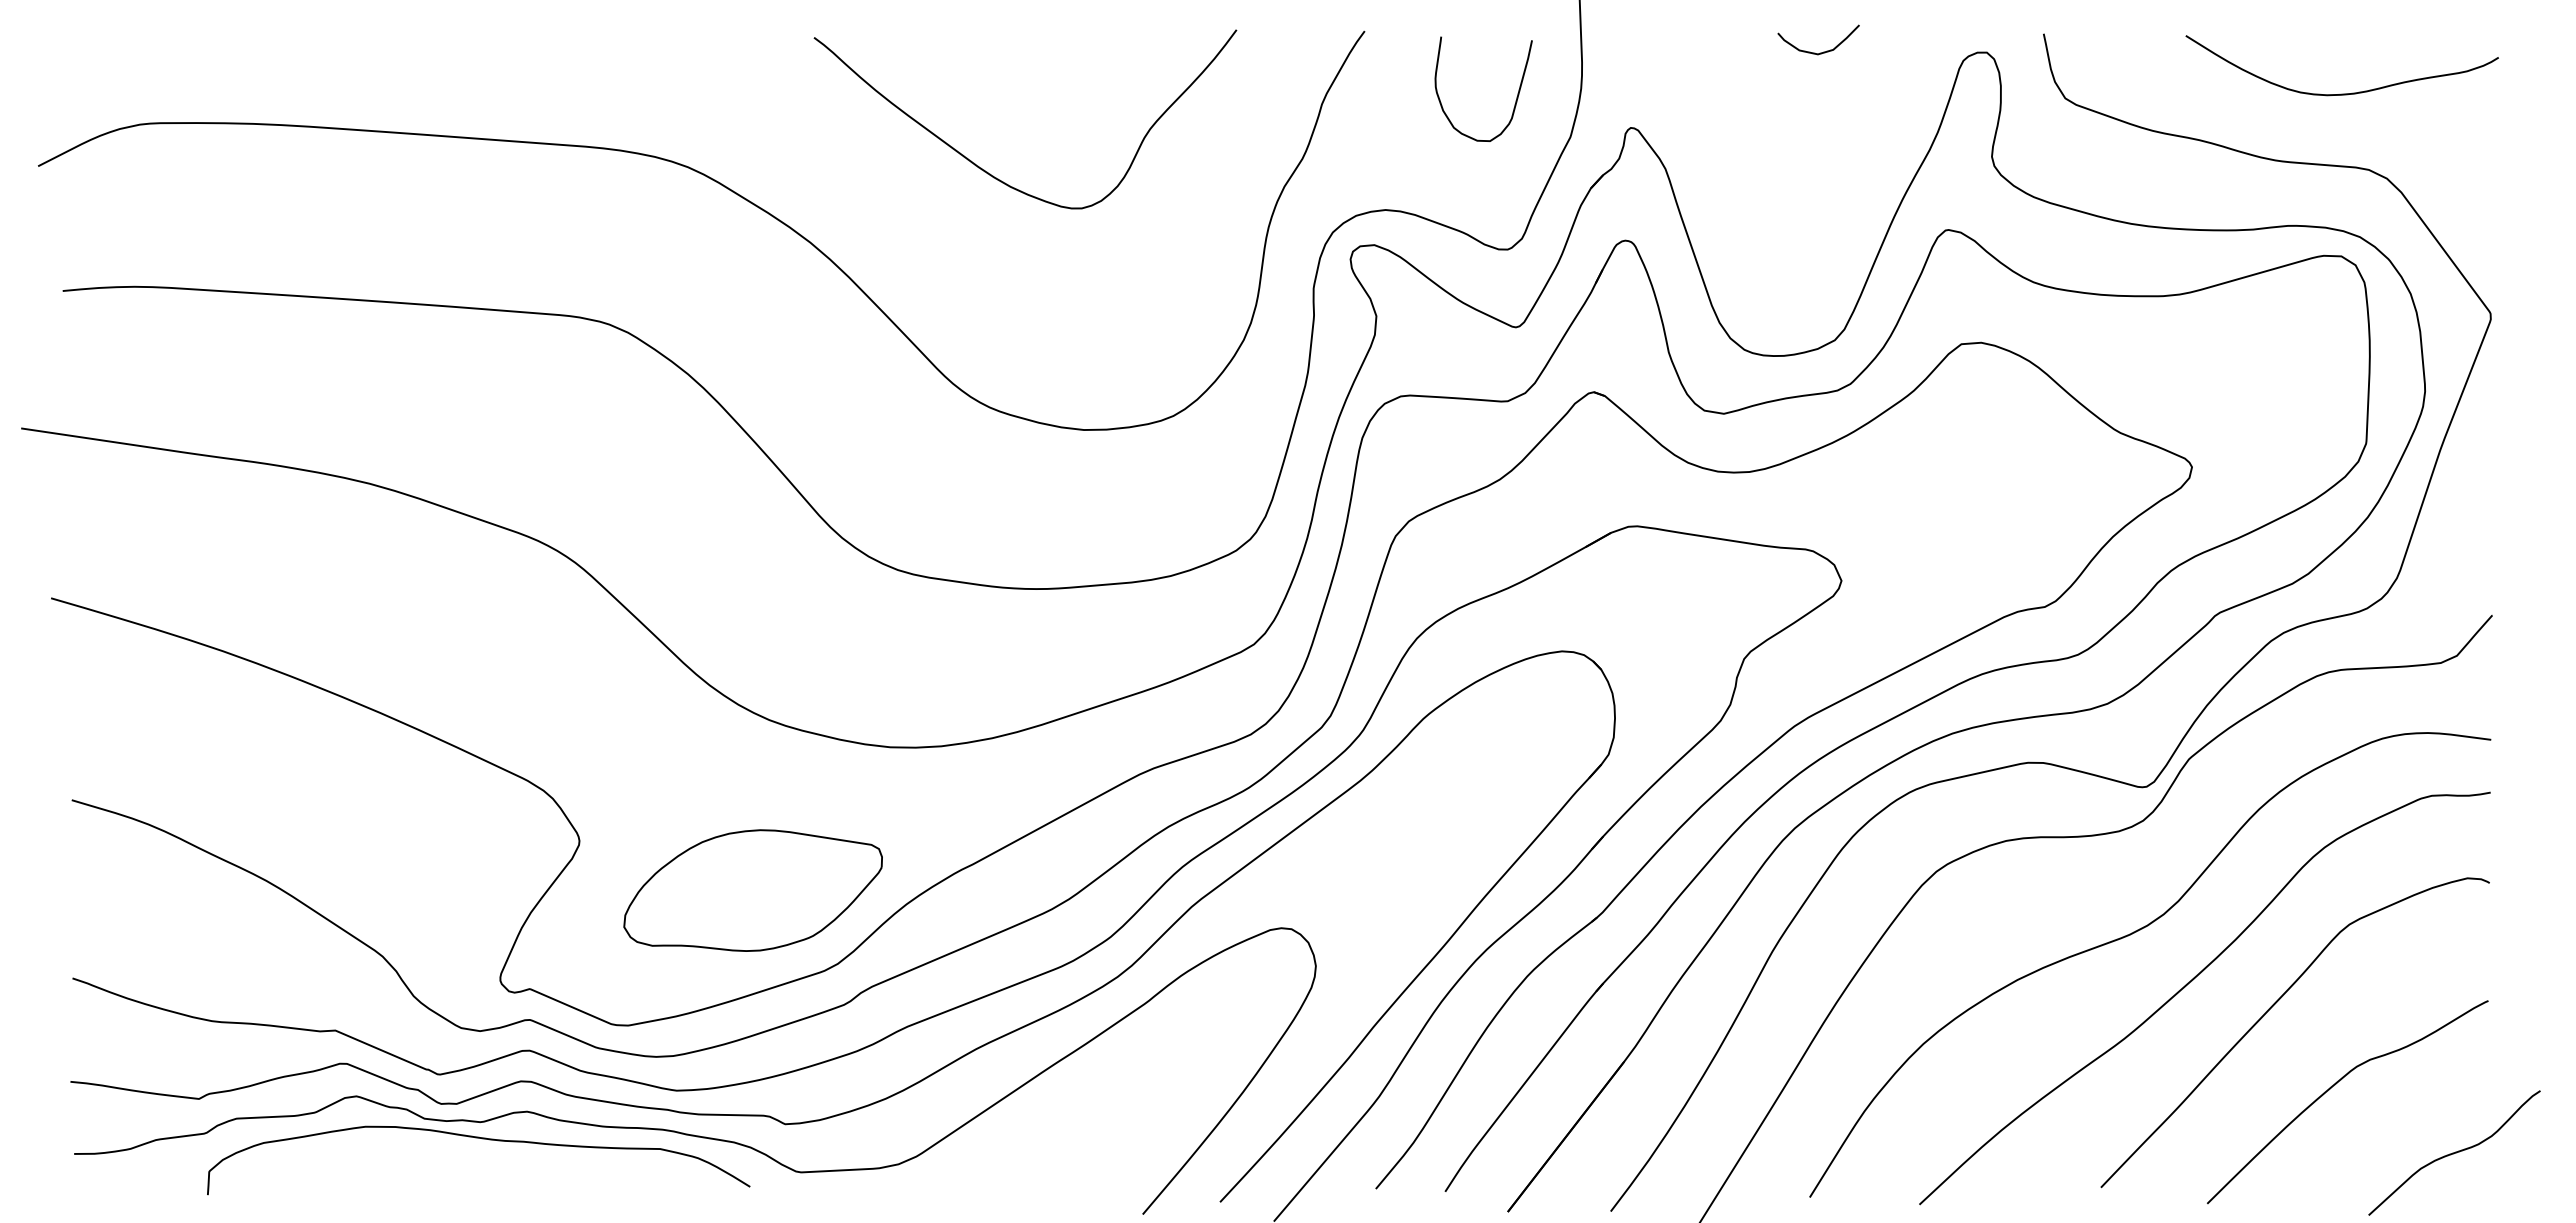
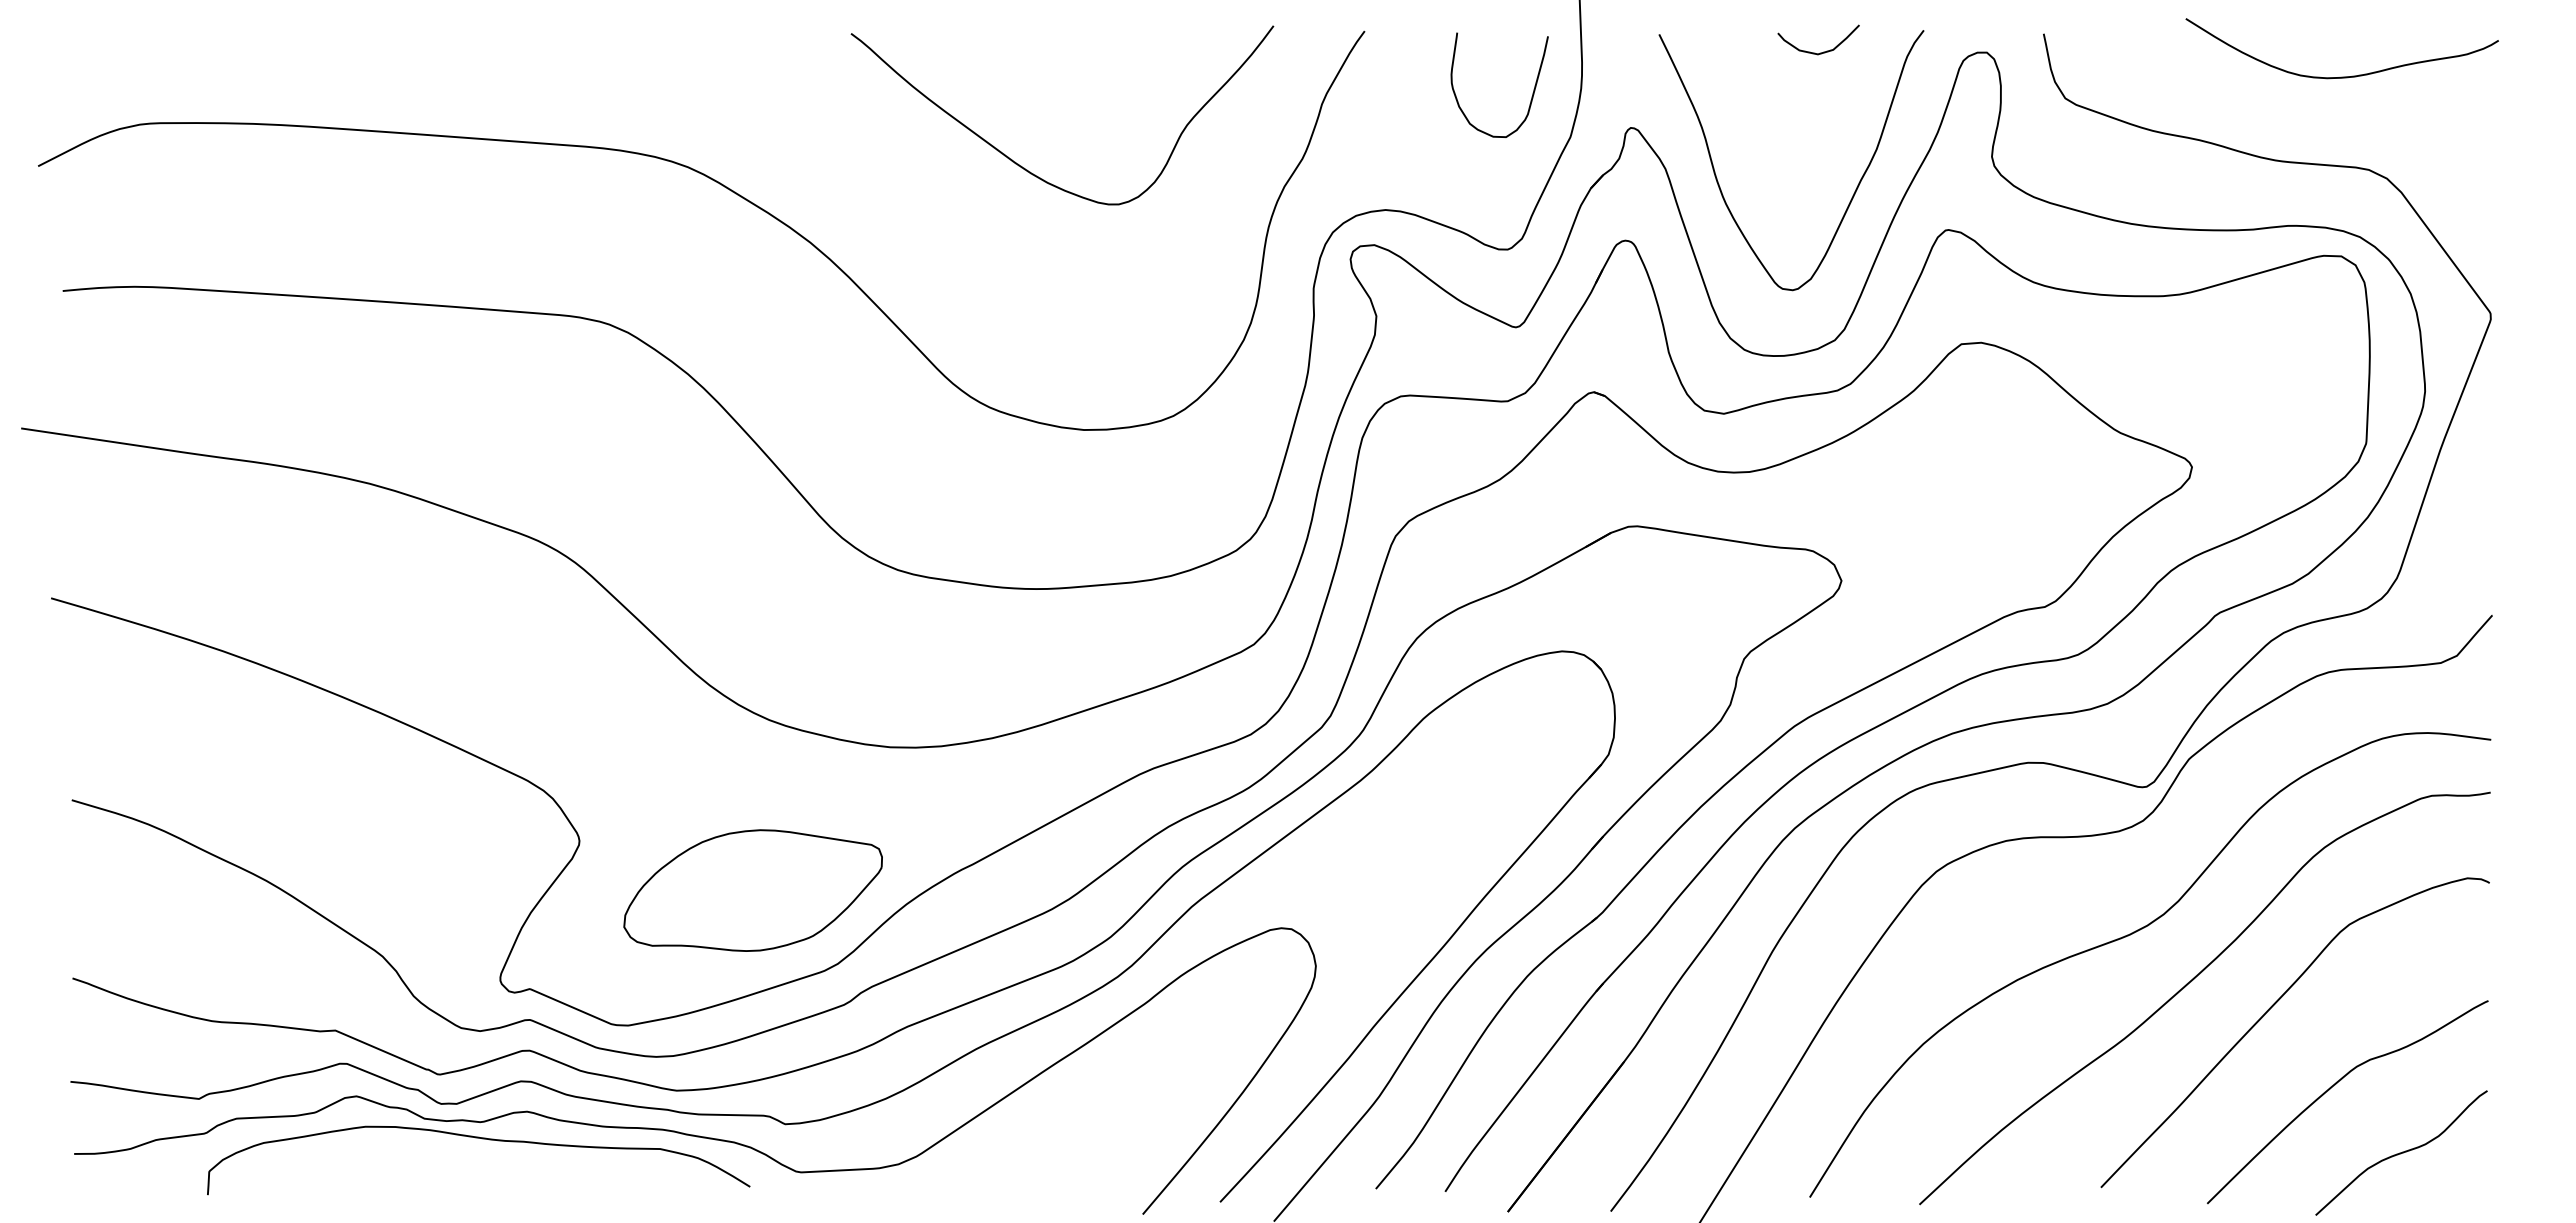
curve position: (2341, 93) -> (2341, 76) (2341, 76)
curve position: (1516, 96) -> (1532, 92) (1532, 92)
curve position: (990, 173) -> (1027, 169) (1027, 169)
curve: none -> present (1854, 191)
curve position: (2454, 1152) -> (2401, 1152) (2401, 1152)
